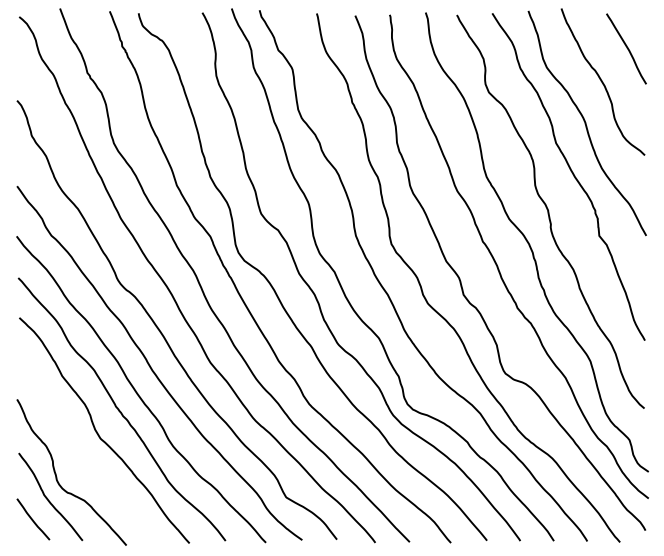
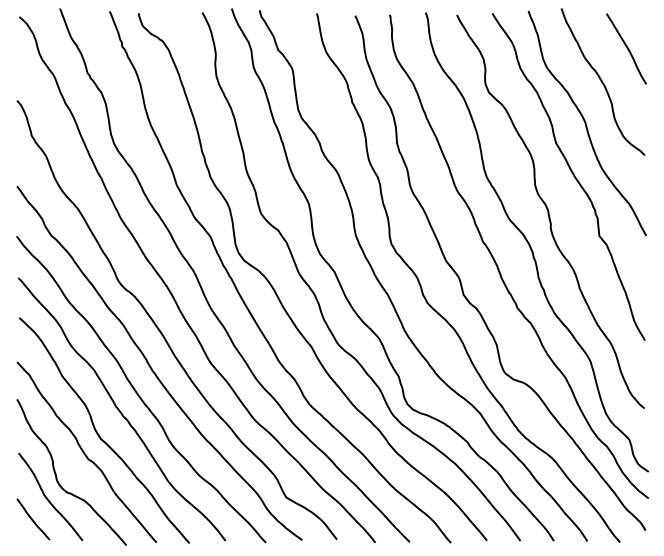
curve: none -> present (84, 451)
